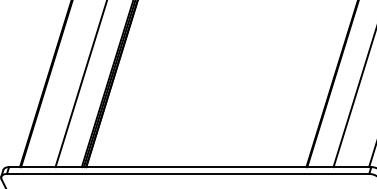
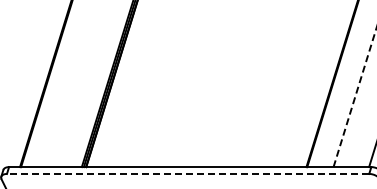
line: present -> none (80, 84)
line: solid -> dashed (355, 96)
line: solid -> dashed (187, 173)
